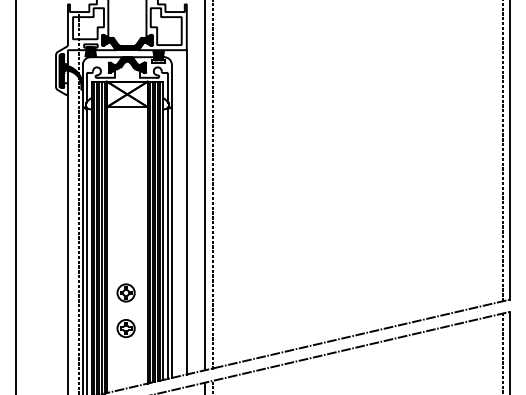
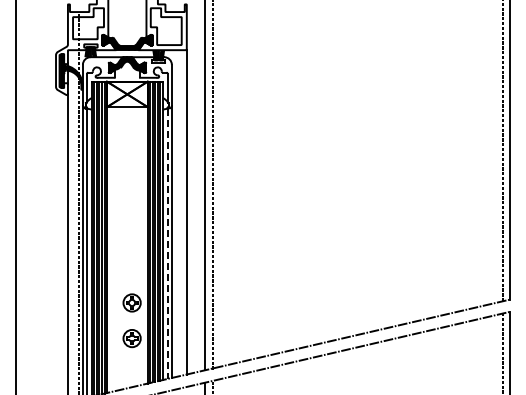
line: solid -> dashed (167, 244)
part position: (125, 302) -> (131, 312) (131, 312)
